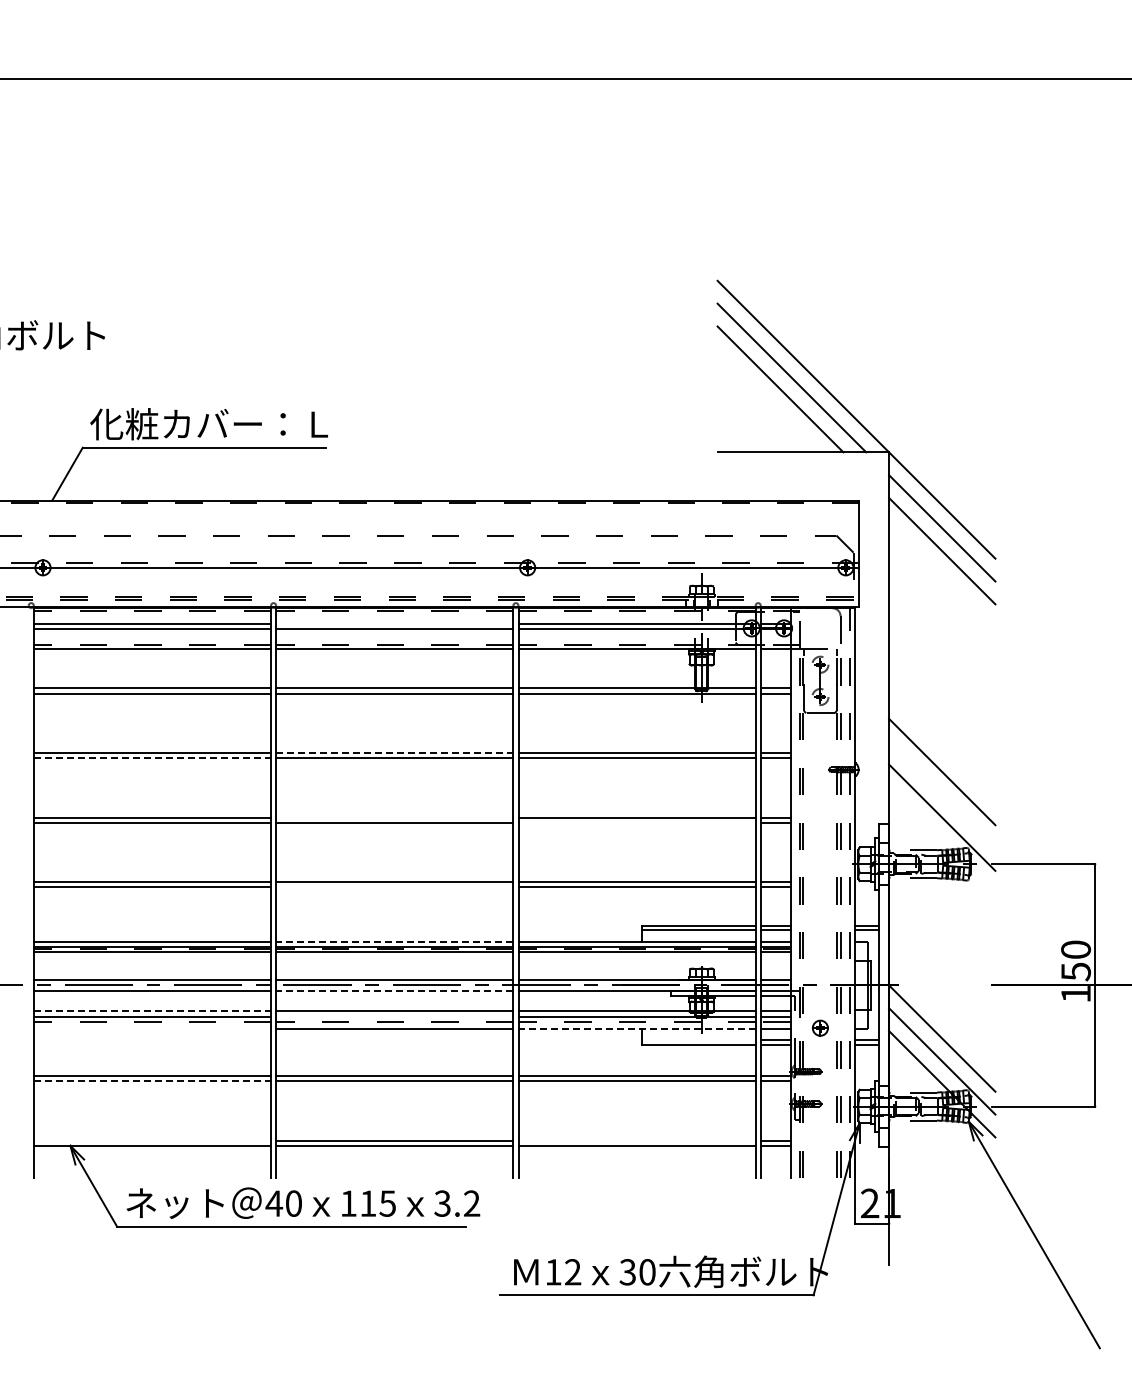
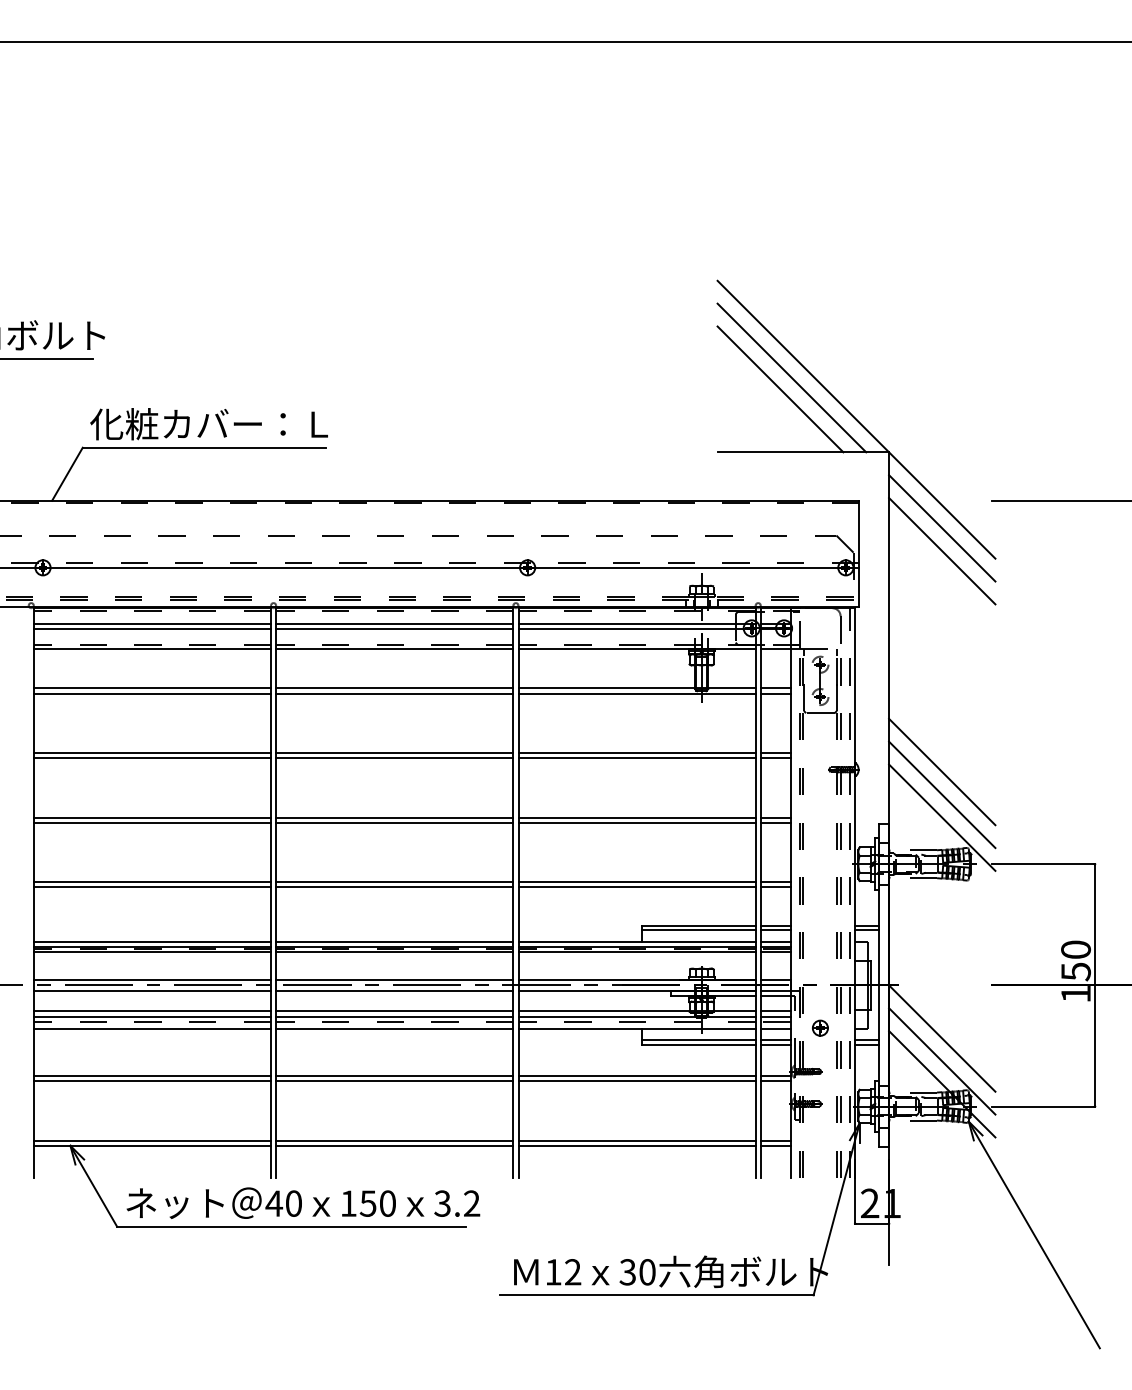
line position: (565, 78) -> (565, 41) (565, 41)
line: none -> present (47, 359)
line: none -> present (1059, 500)
line: none -> present (394, 623)
line: dashed -> solid (394, 752)
line: dashed -> solid (152, 758)
line: none -> present (942, 794)
line: none -> present (394, 817)
line: none -> present (636, 822)
line: none -> present (394, 887)
line: dashed -> solid (394, 941)
line: dashed -> solid (394, 991)
line: dashed -> solid (152, 1011)
line: none -> present (394, 1016)
line: none -> present (152, 1029)
line: dashed -> solid (637, 1029)
line: none -> present (698, 1040)
line: dashed -> solid (152, 1081)
line: none -> present (152, 1140)
line: none -> present (636, 1140)
text: 115 -> 150 (377, 1203)
